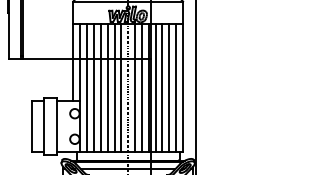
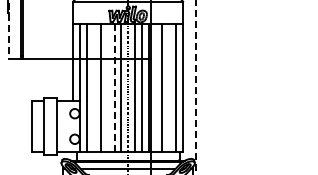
line: solid -> dashed (9, 29)
line: present -> none (93, 87)
line: present -> none (107, 87)
line: solid -> dashed (114, 87)
line: present -> none (155, 87)
line: present -> none (169, 87)
line: solid -> dashed (196, 87)
